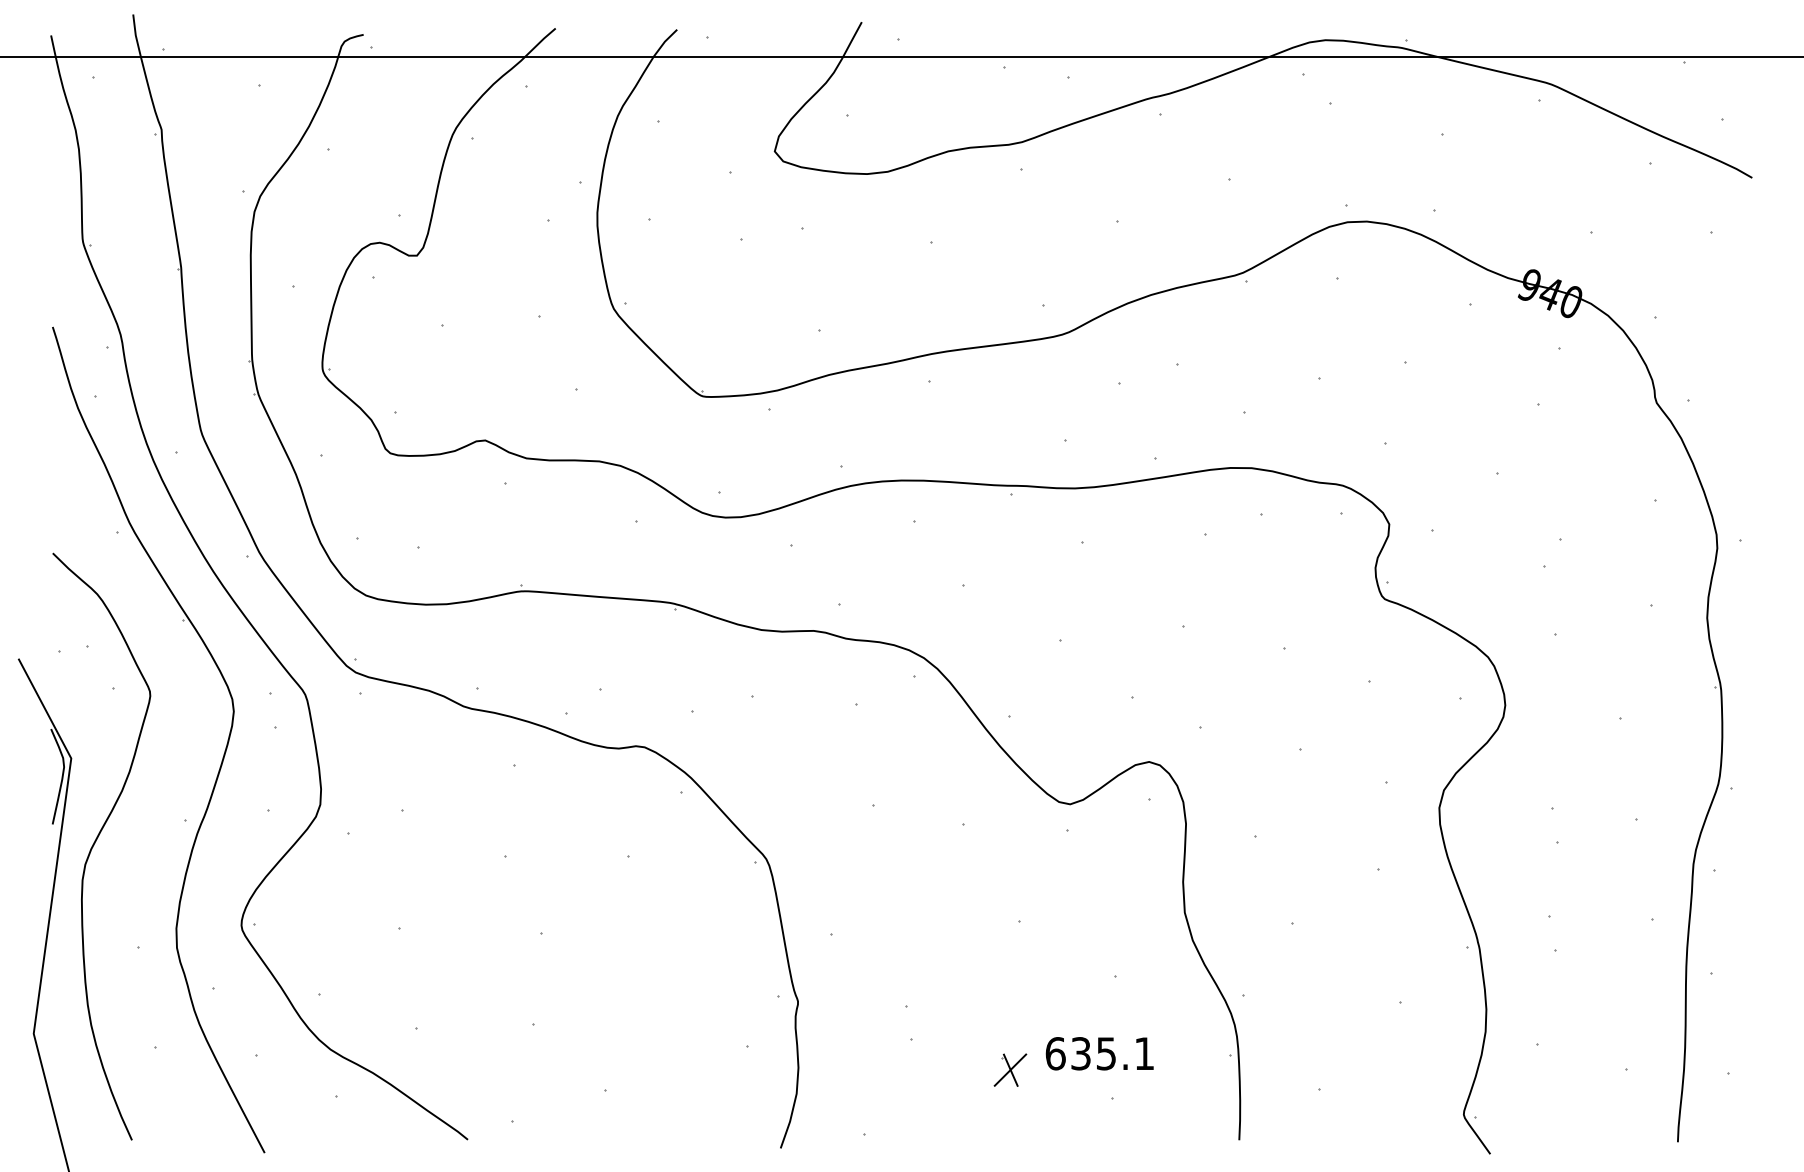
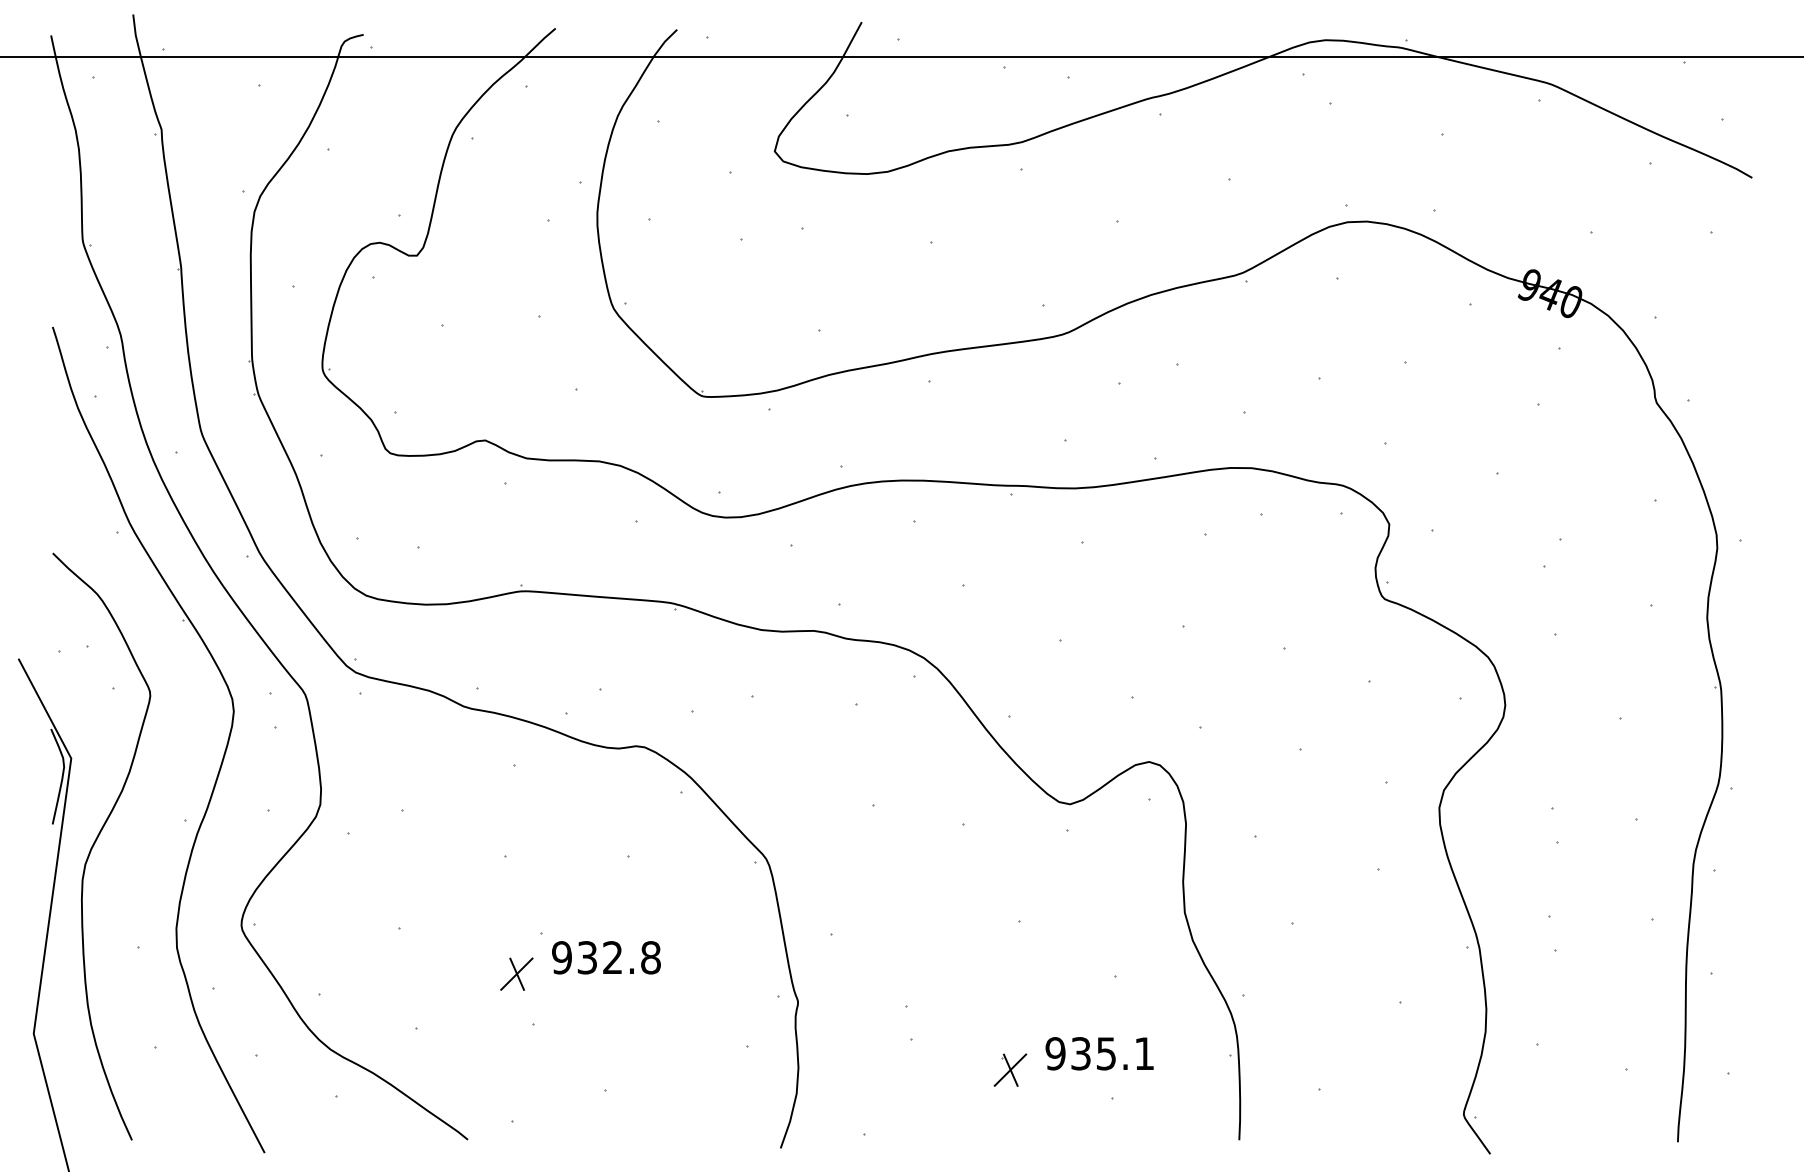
part: none -> present (606, 957)
part: none -> present (516, 973)
text: 635.1 -> 935.1 (1055, 1053)
